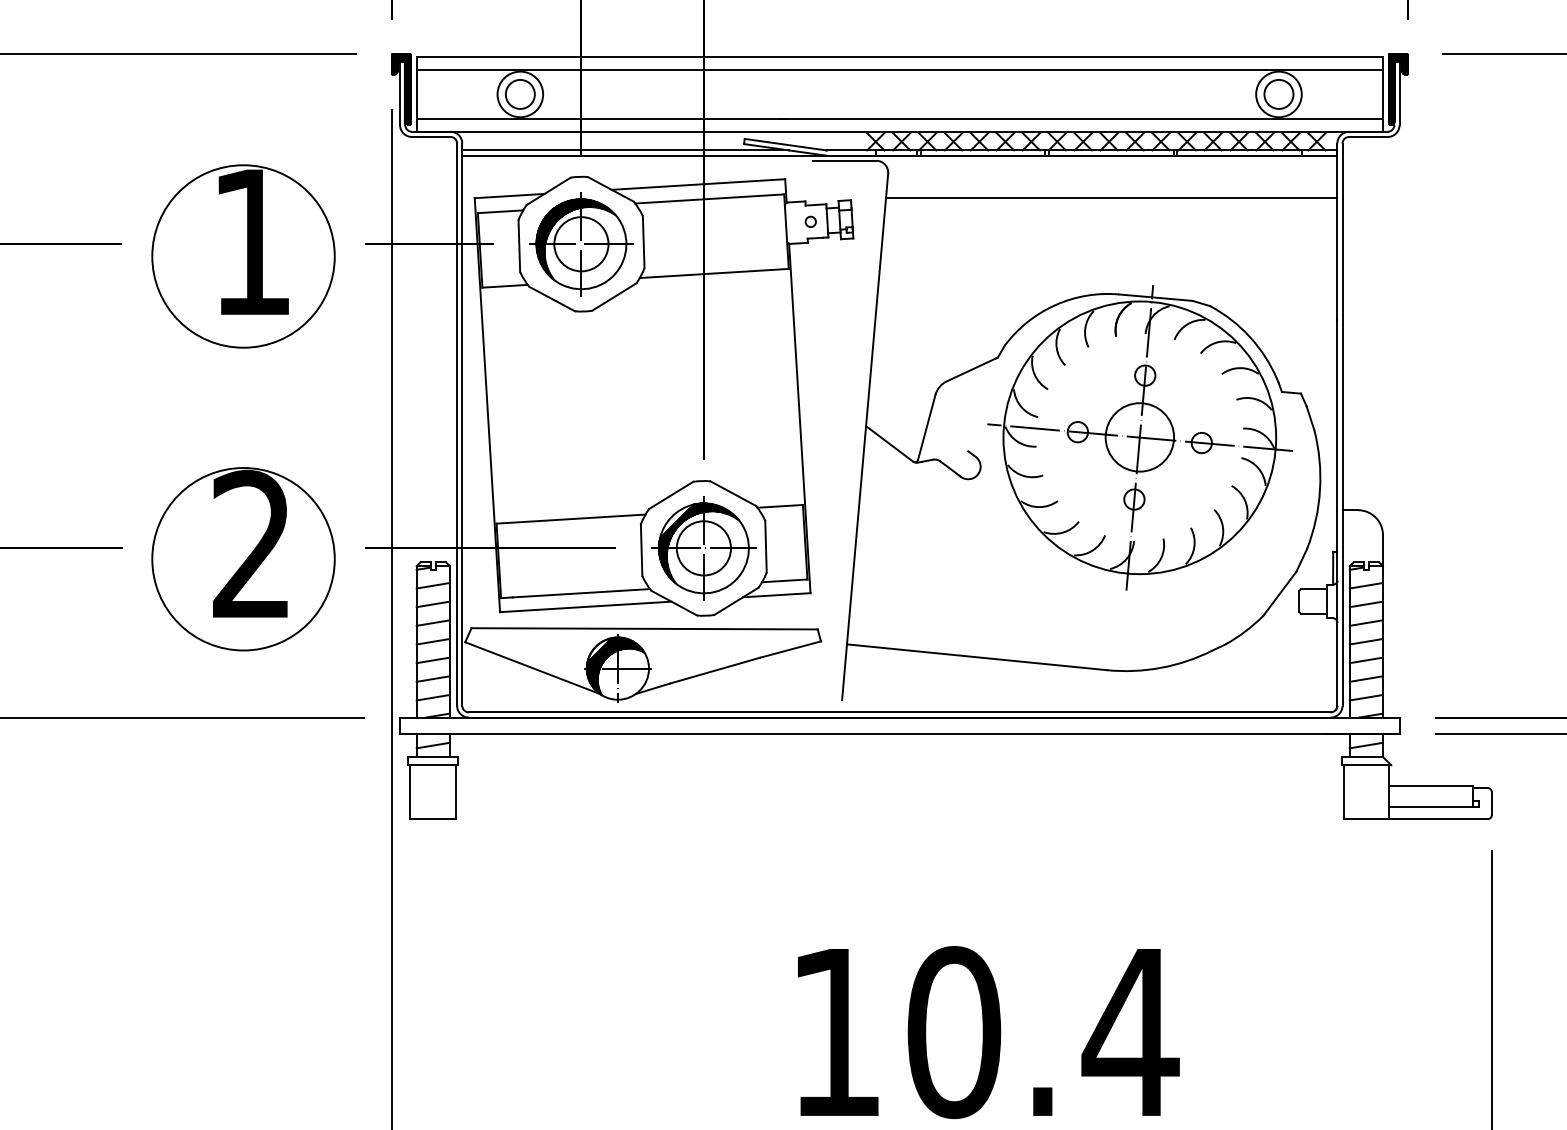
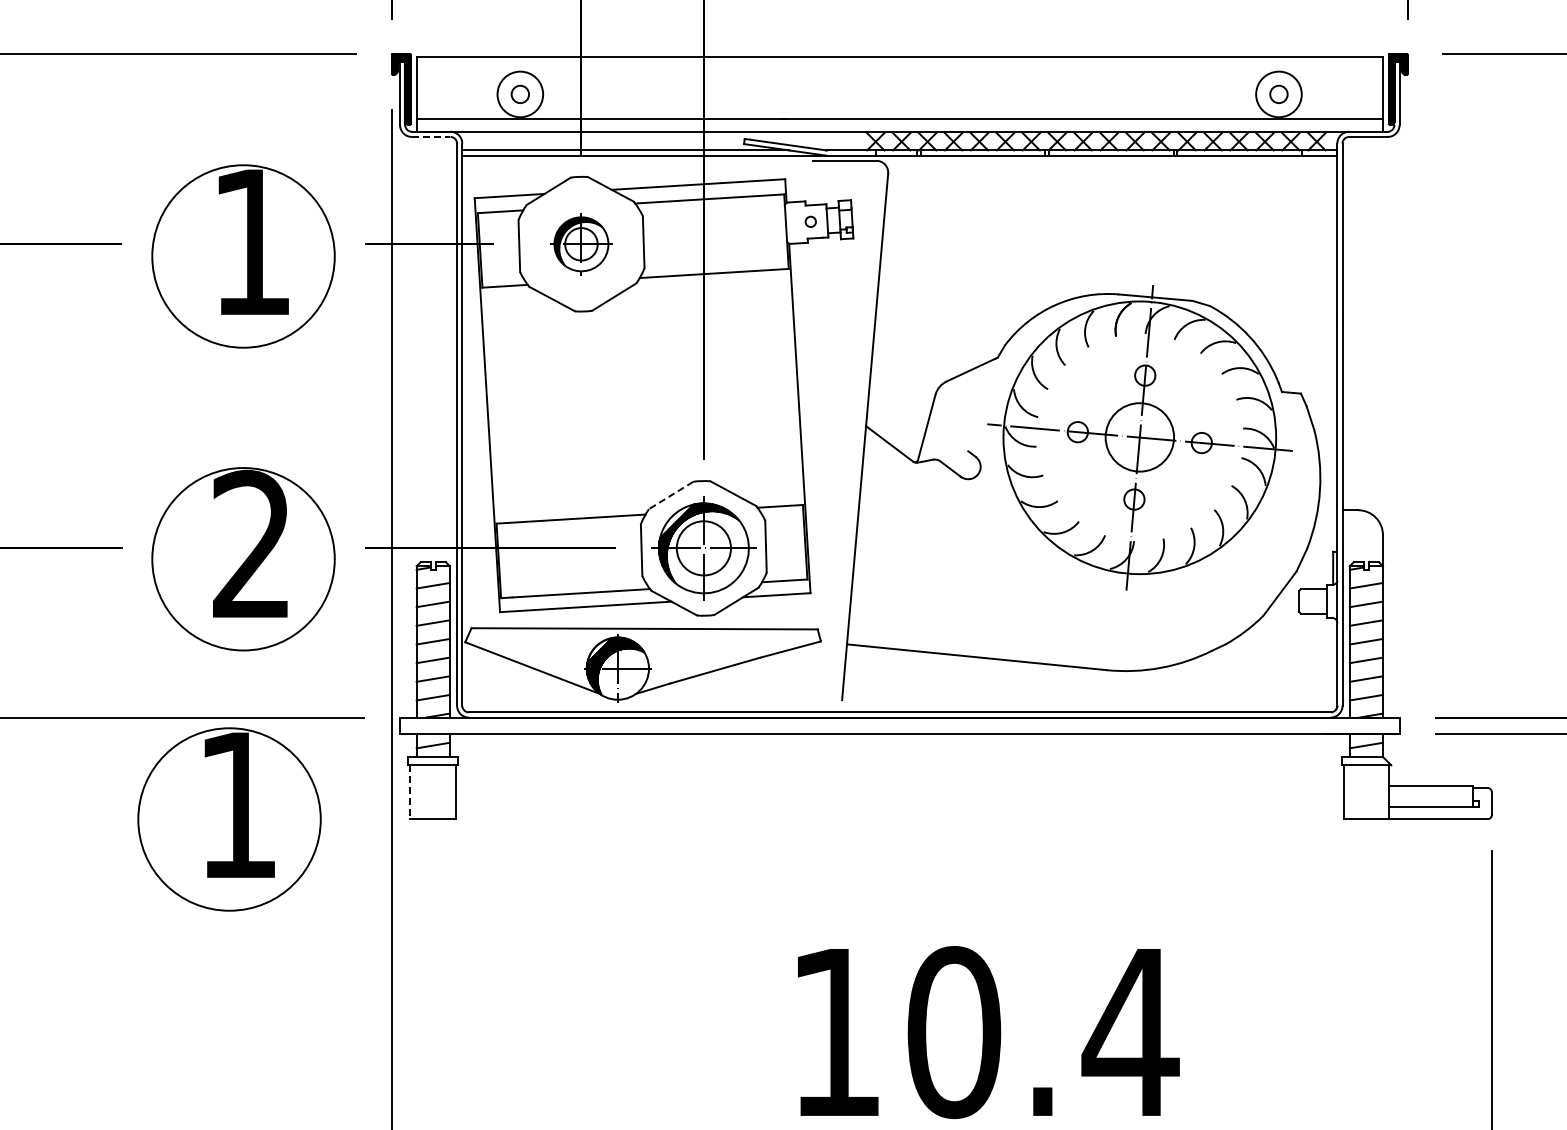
line: present -> none (899, 70)
circle diameter: 29 px -> 17 px (520, 94)
circle diameter: 29 px -> 17 px (1278, 94)
line: solid -> dashed (431, 136)
line: present -> none (1111, 198)
part size: 105x105 px -> 63x63 px (581, 244)
line: solid -> dashed (671, 495)
line: solid -> dashed (410, 792)
part: none -> present (229, 819)
